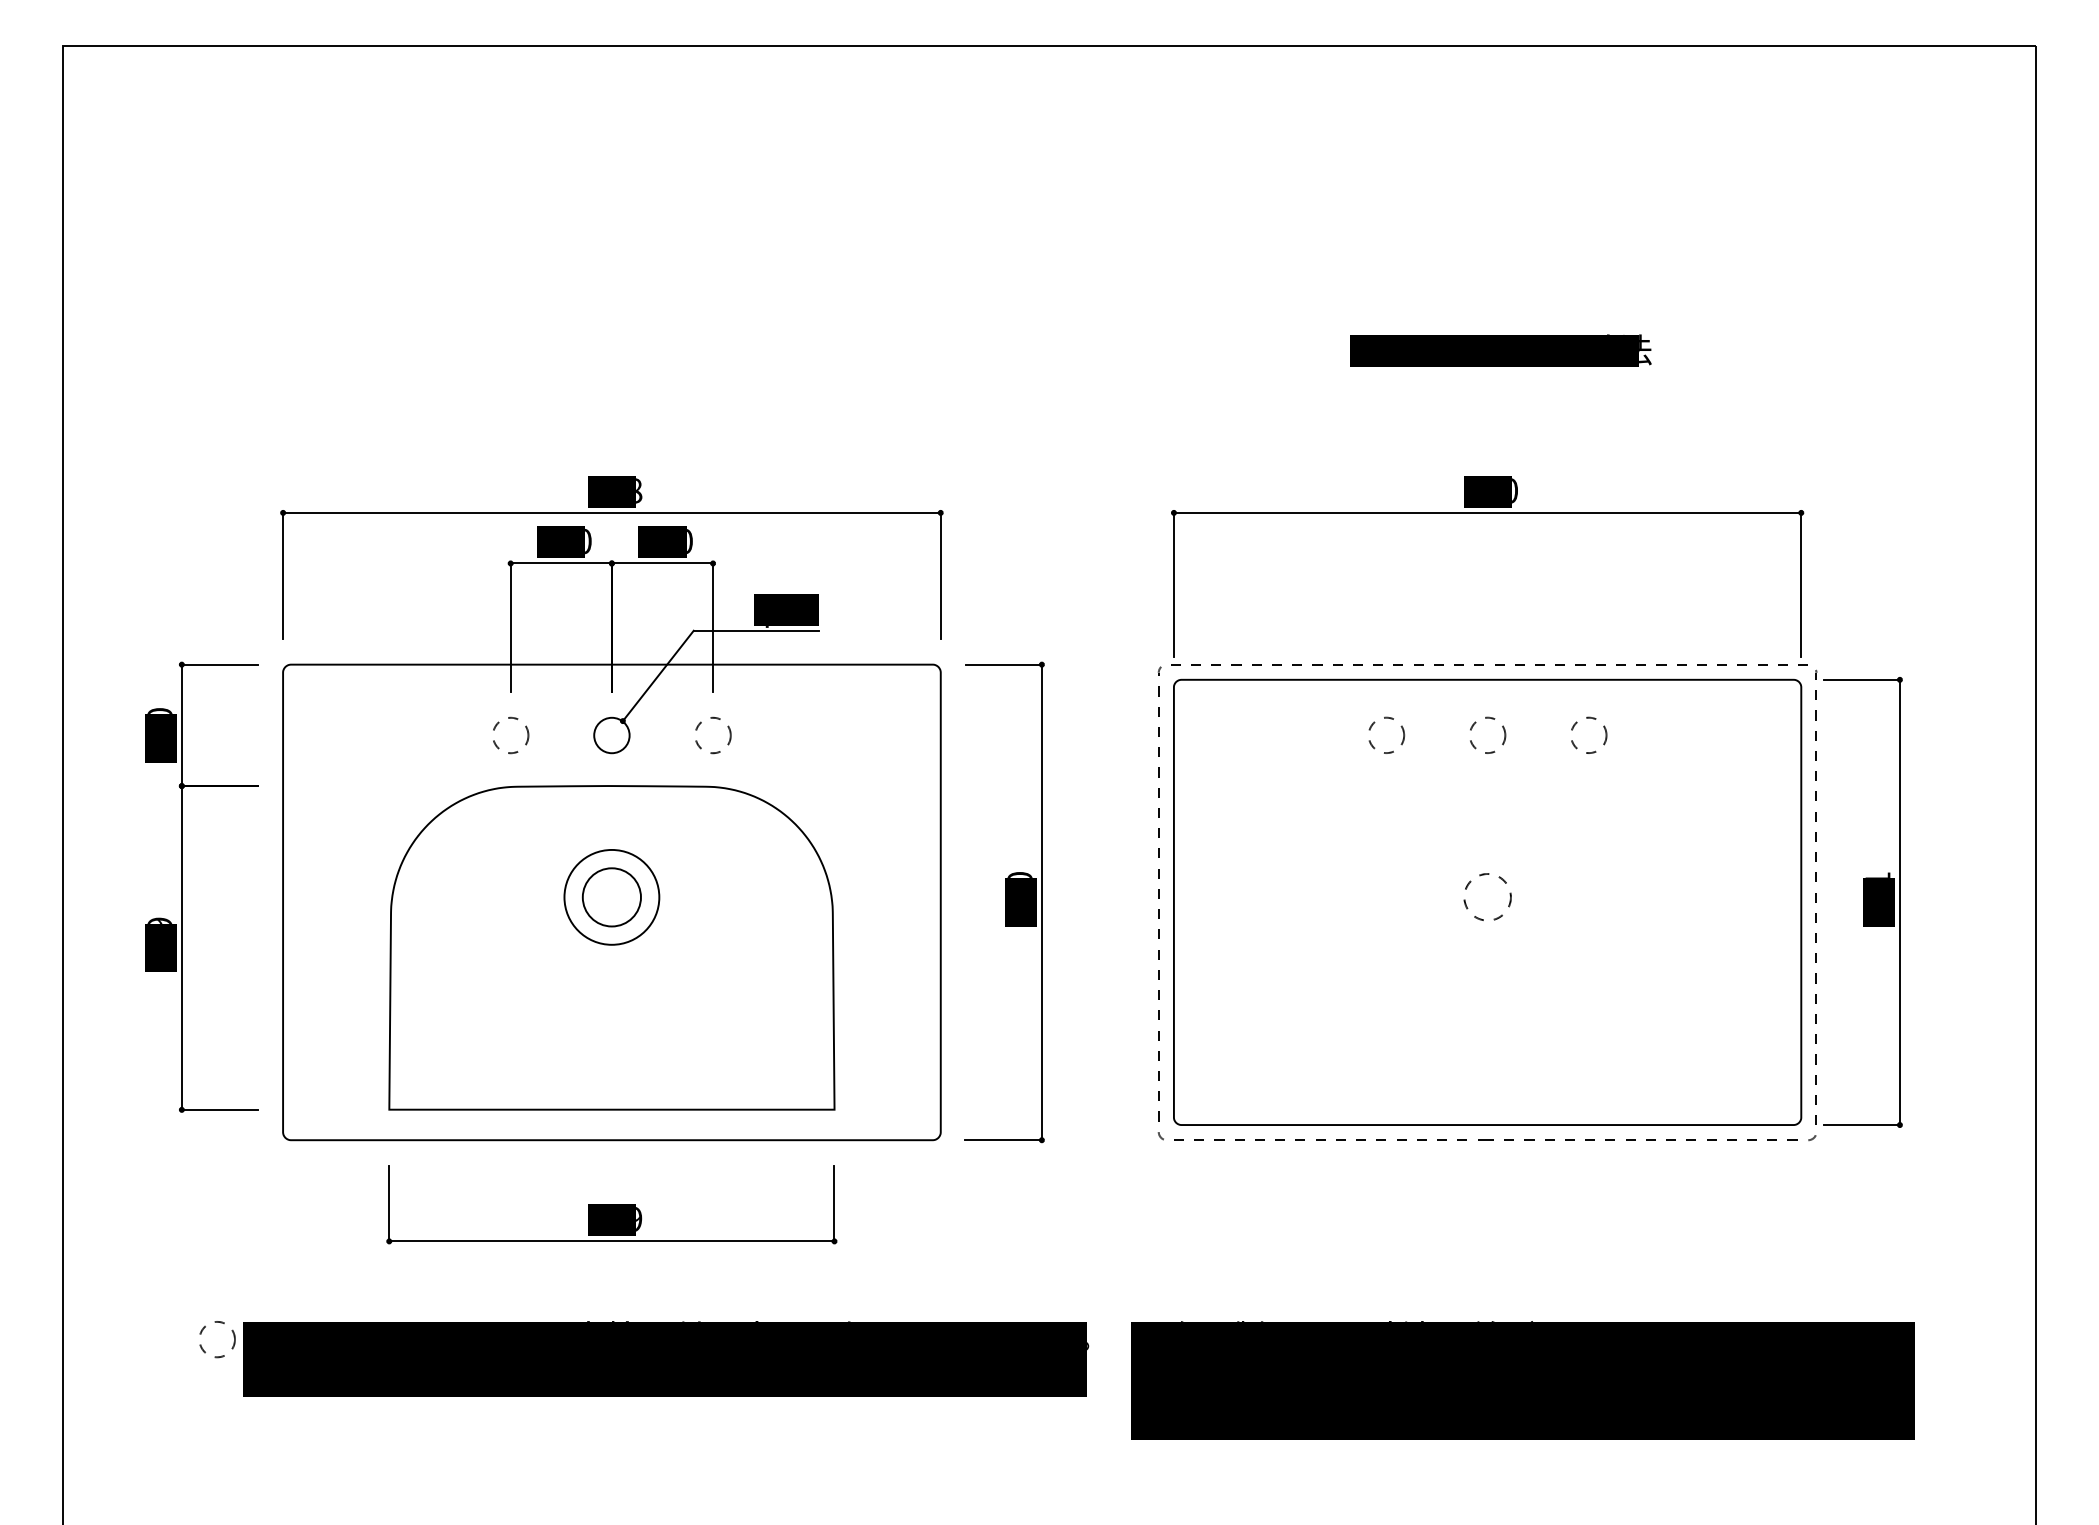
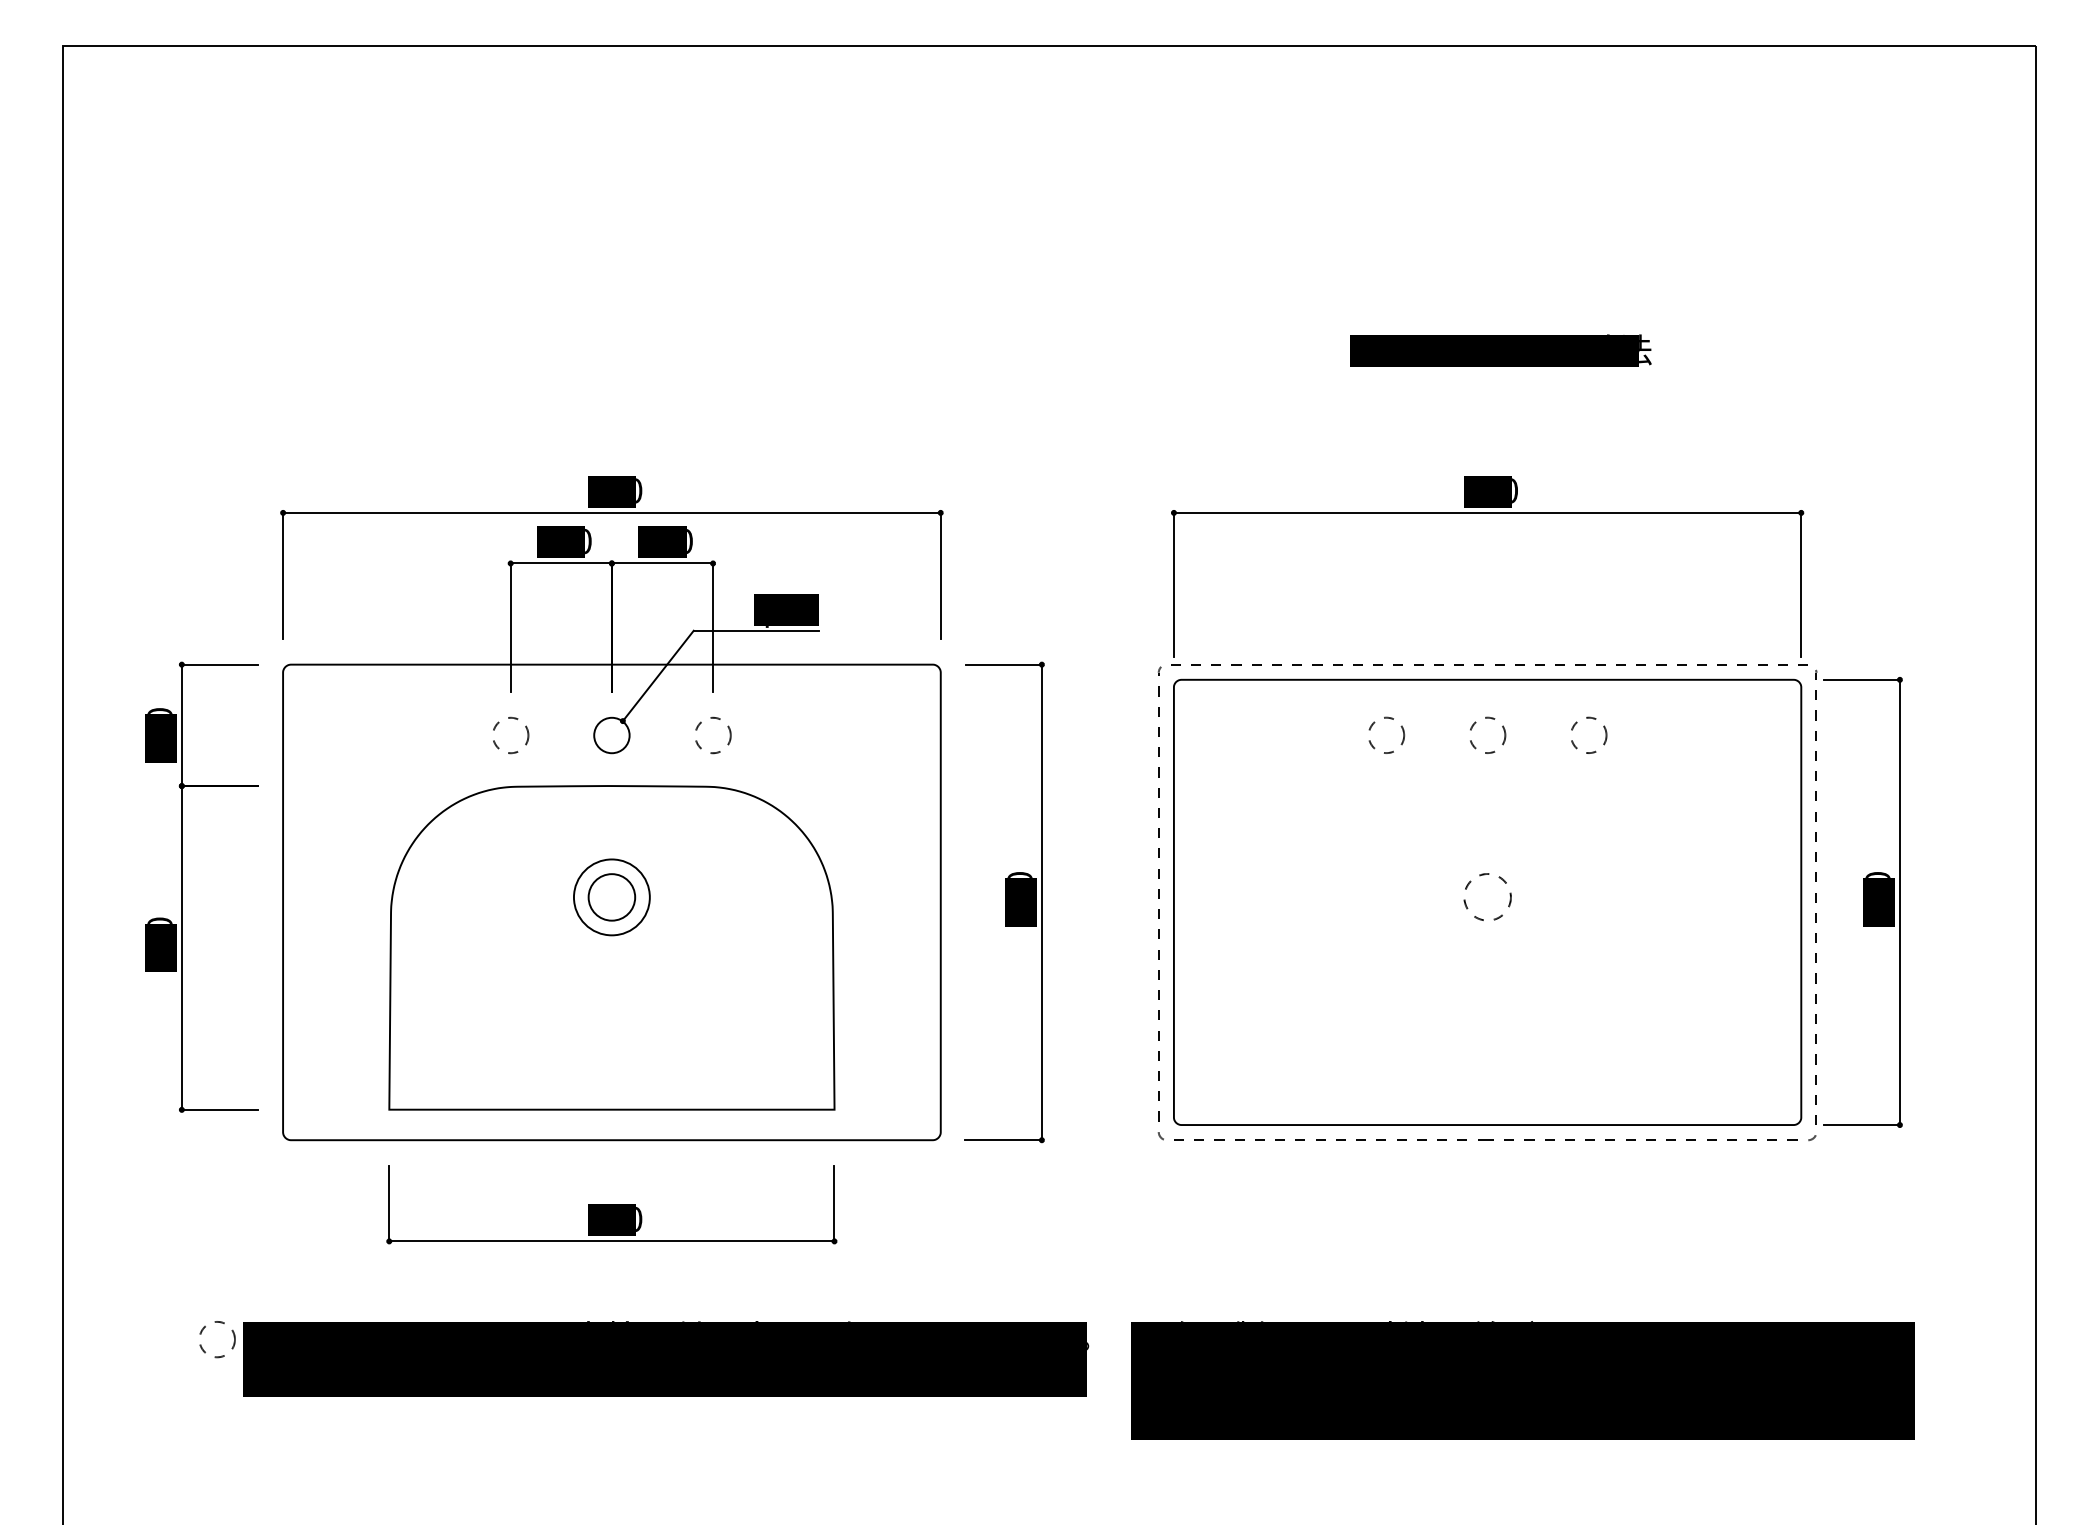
text: 458 -> 650 (639, 491)
text: 641 -> 440 (1877, 874)
part size: 98x97 px -> 78x79 px (611, 897)
text: 439 -> 320 (159, 920)
text: 269 -> 440 (639, 1219)
